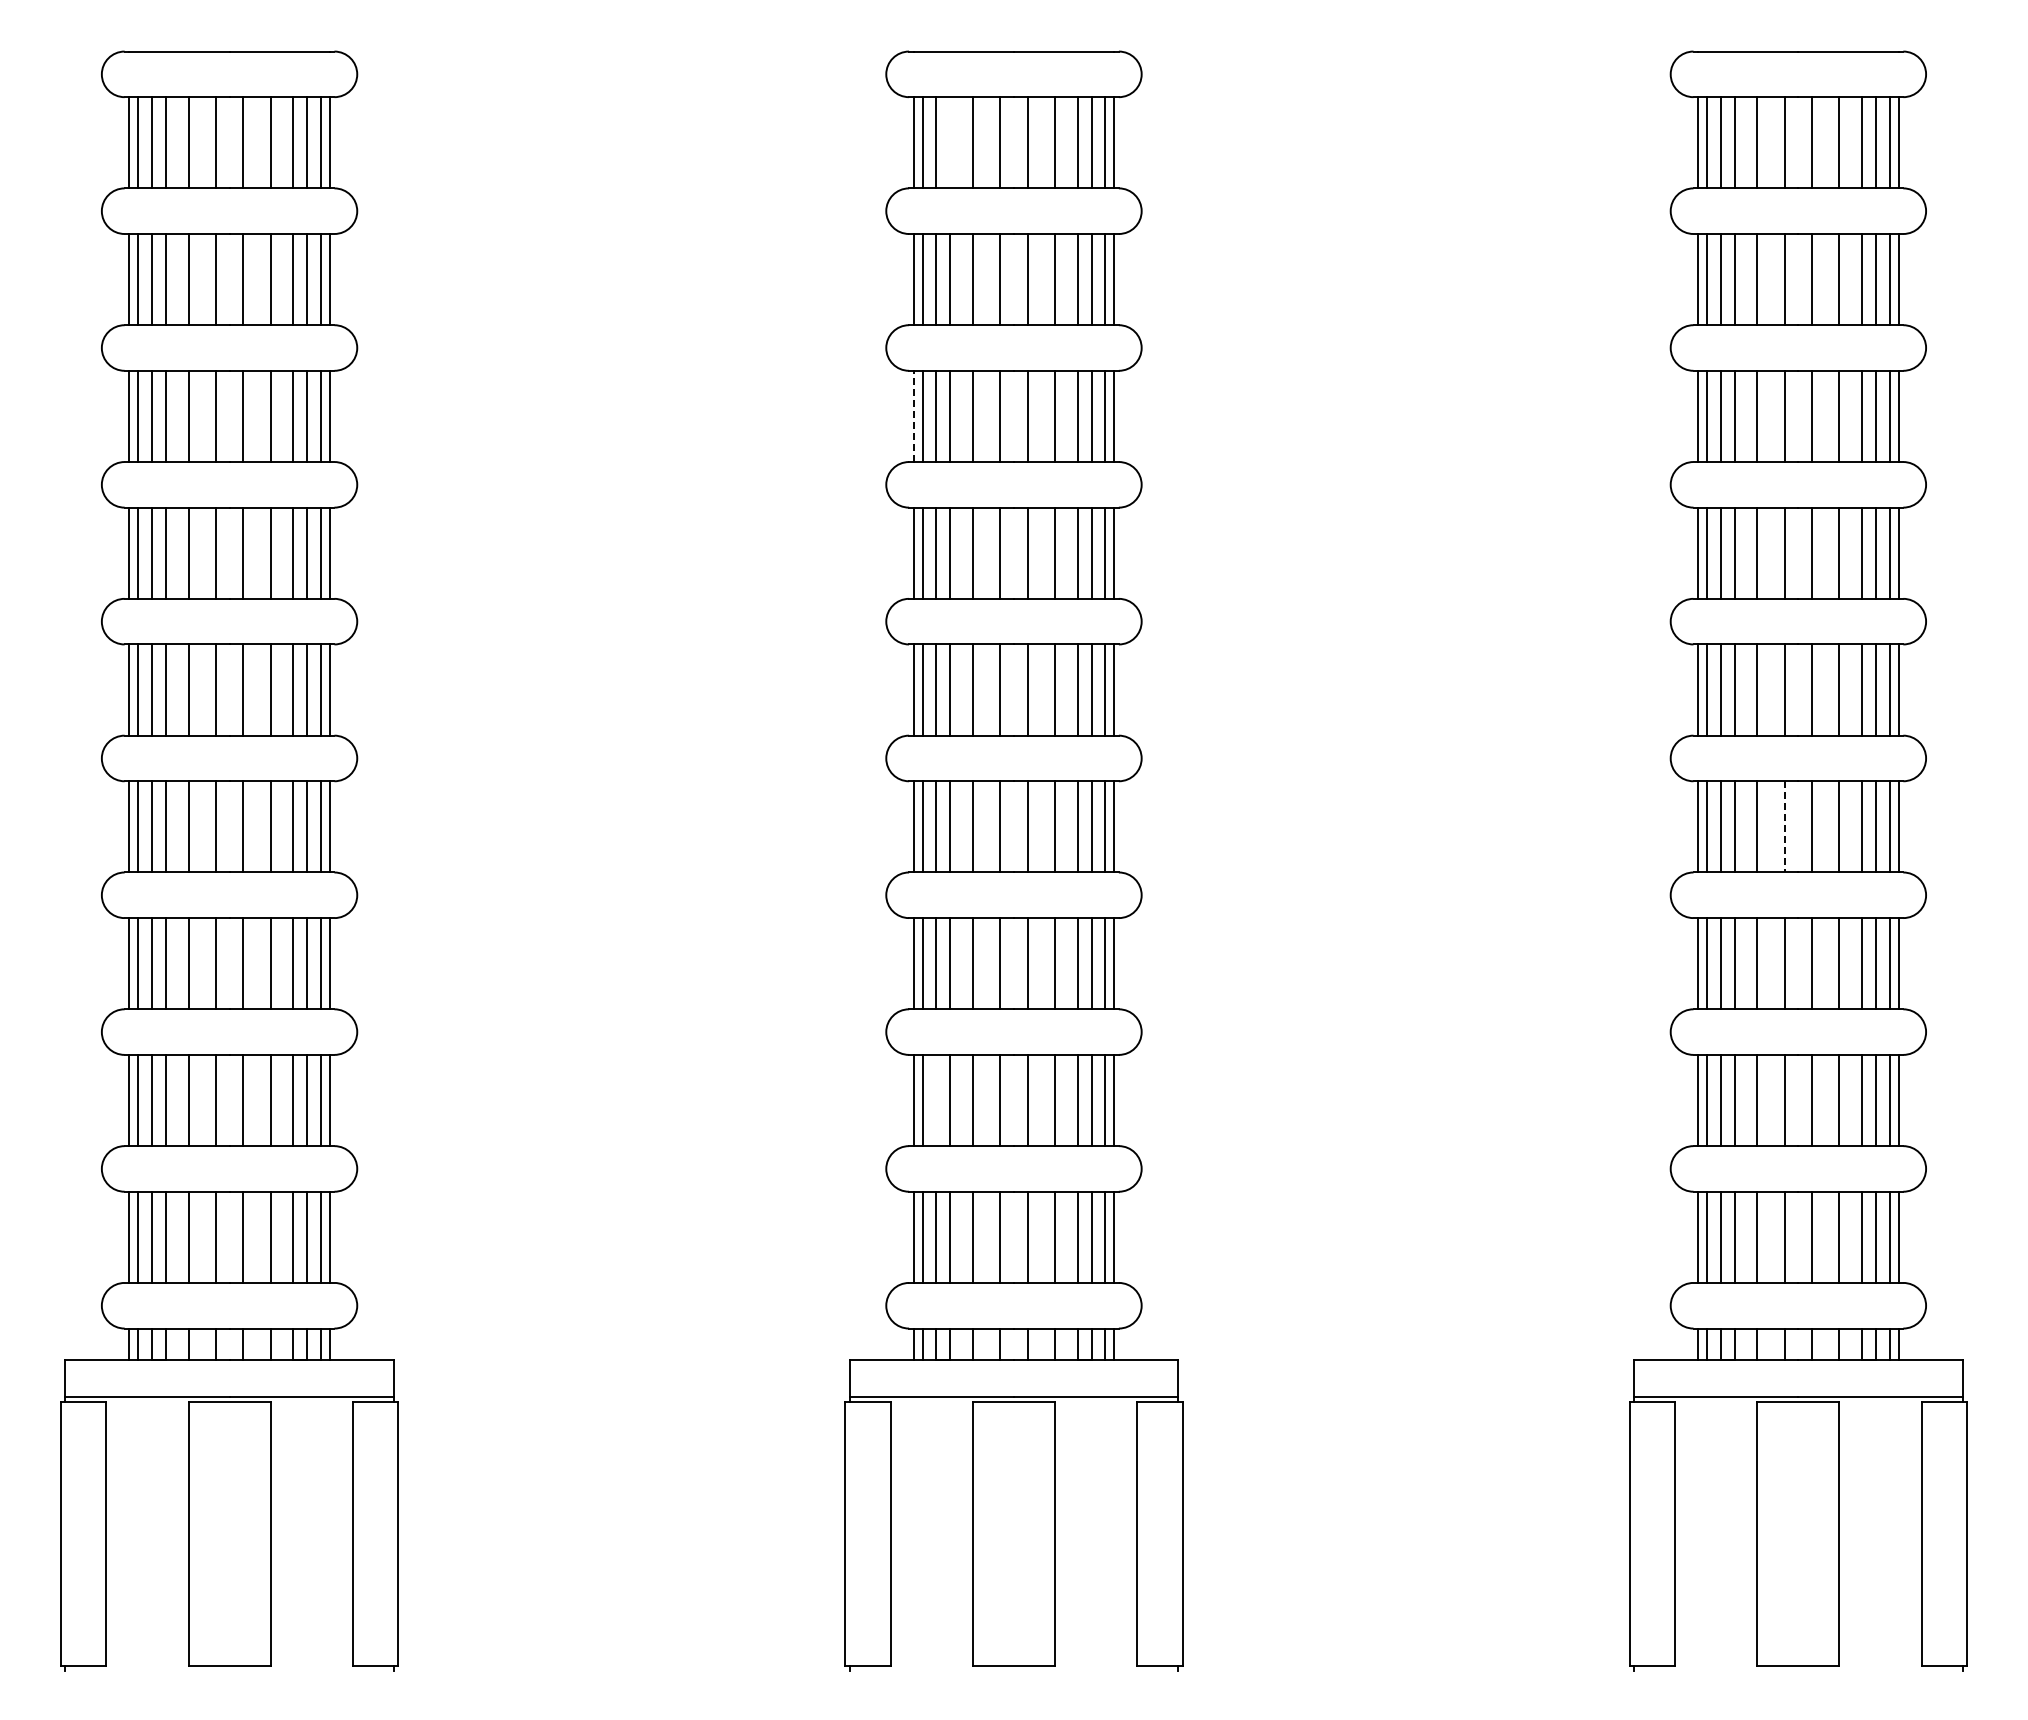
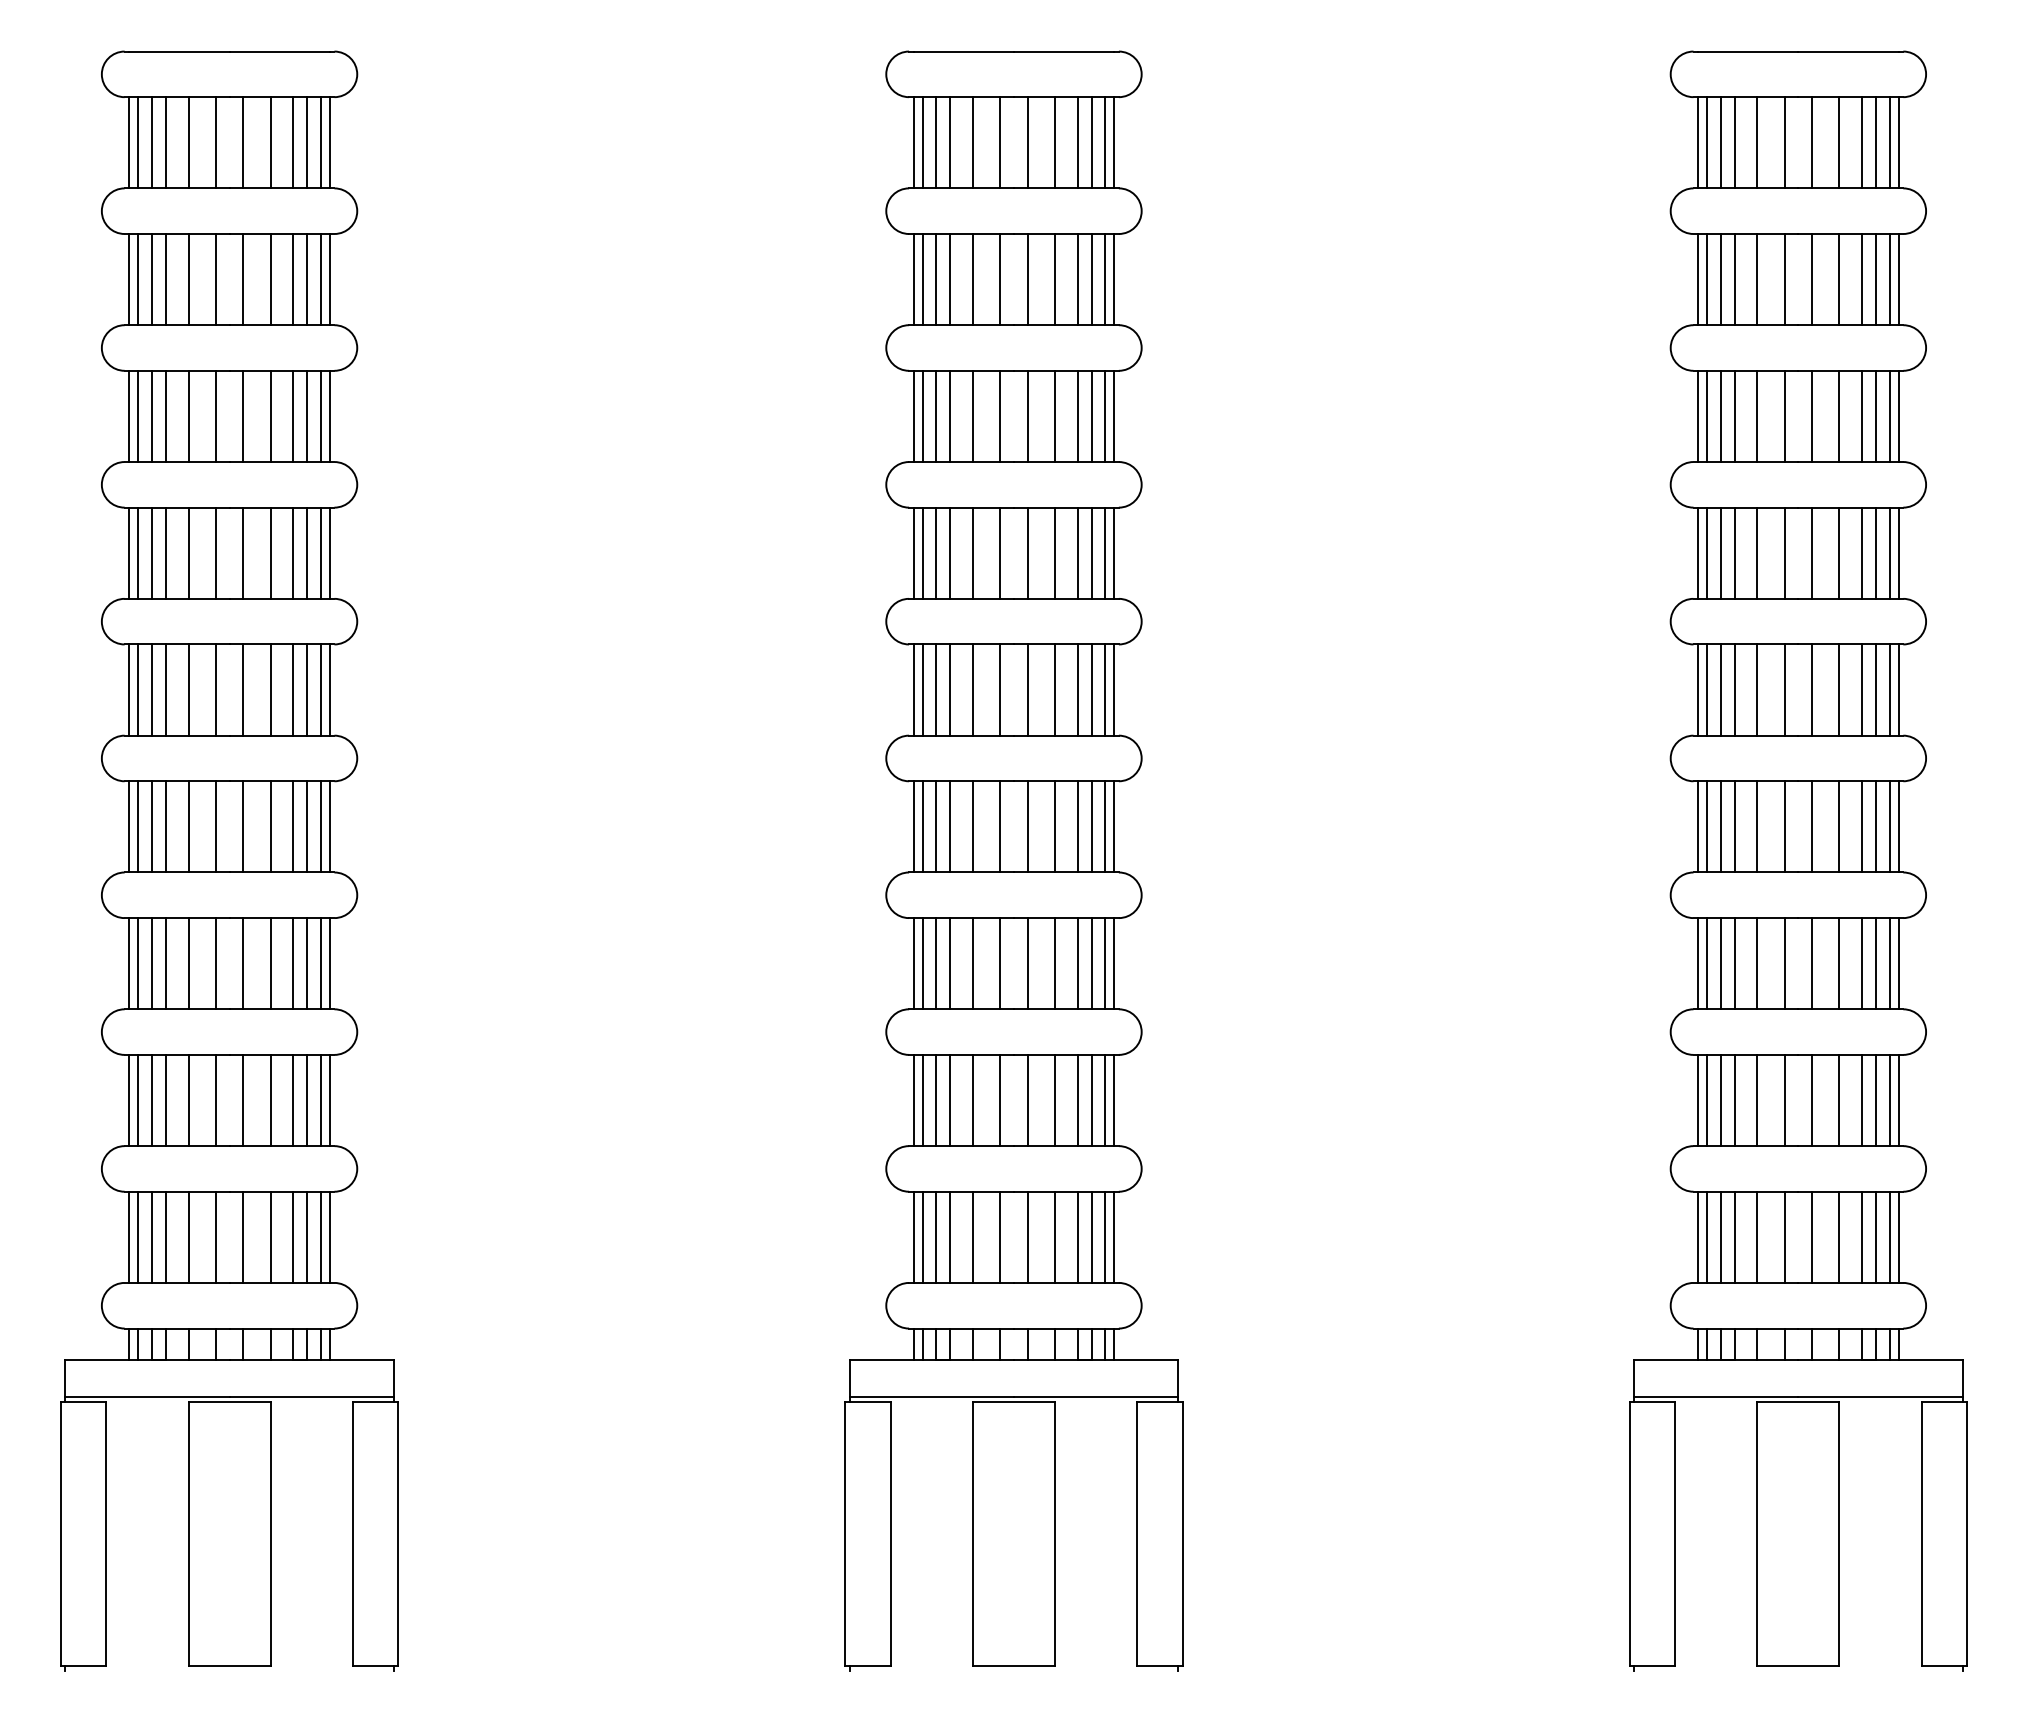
line: none -> present (950, 142)
line: dashed -> solid (913, 416)
line: dashed -> solid (1784, 826)
line: none -> present (936, 1100)
